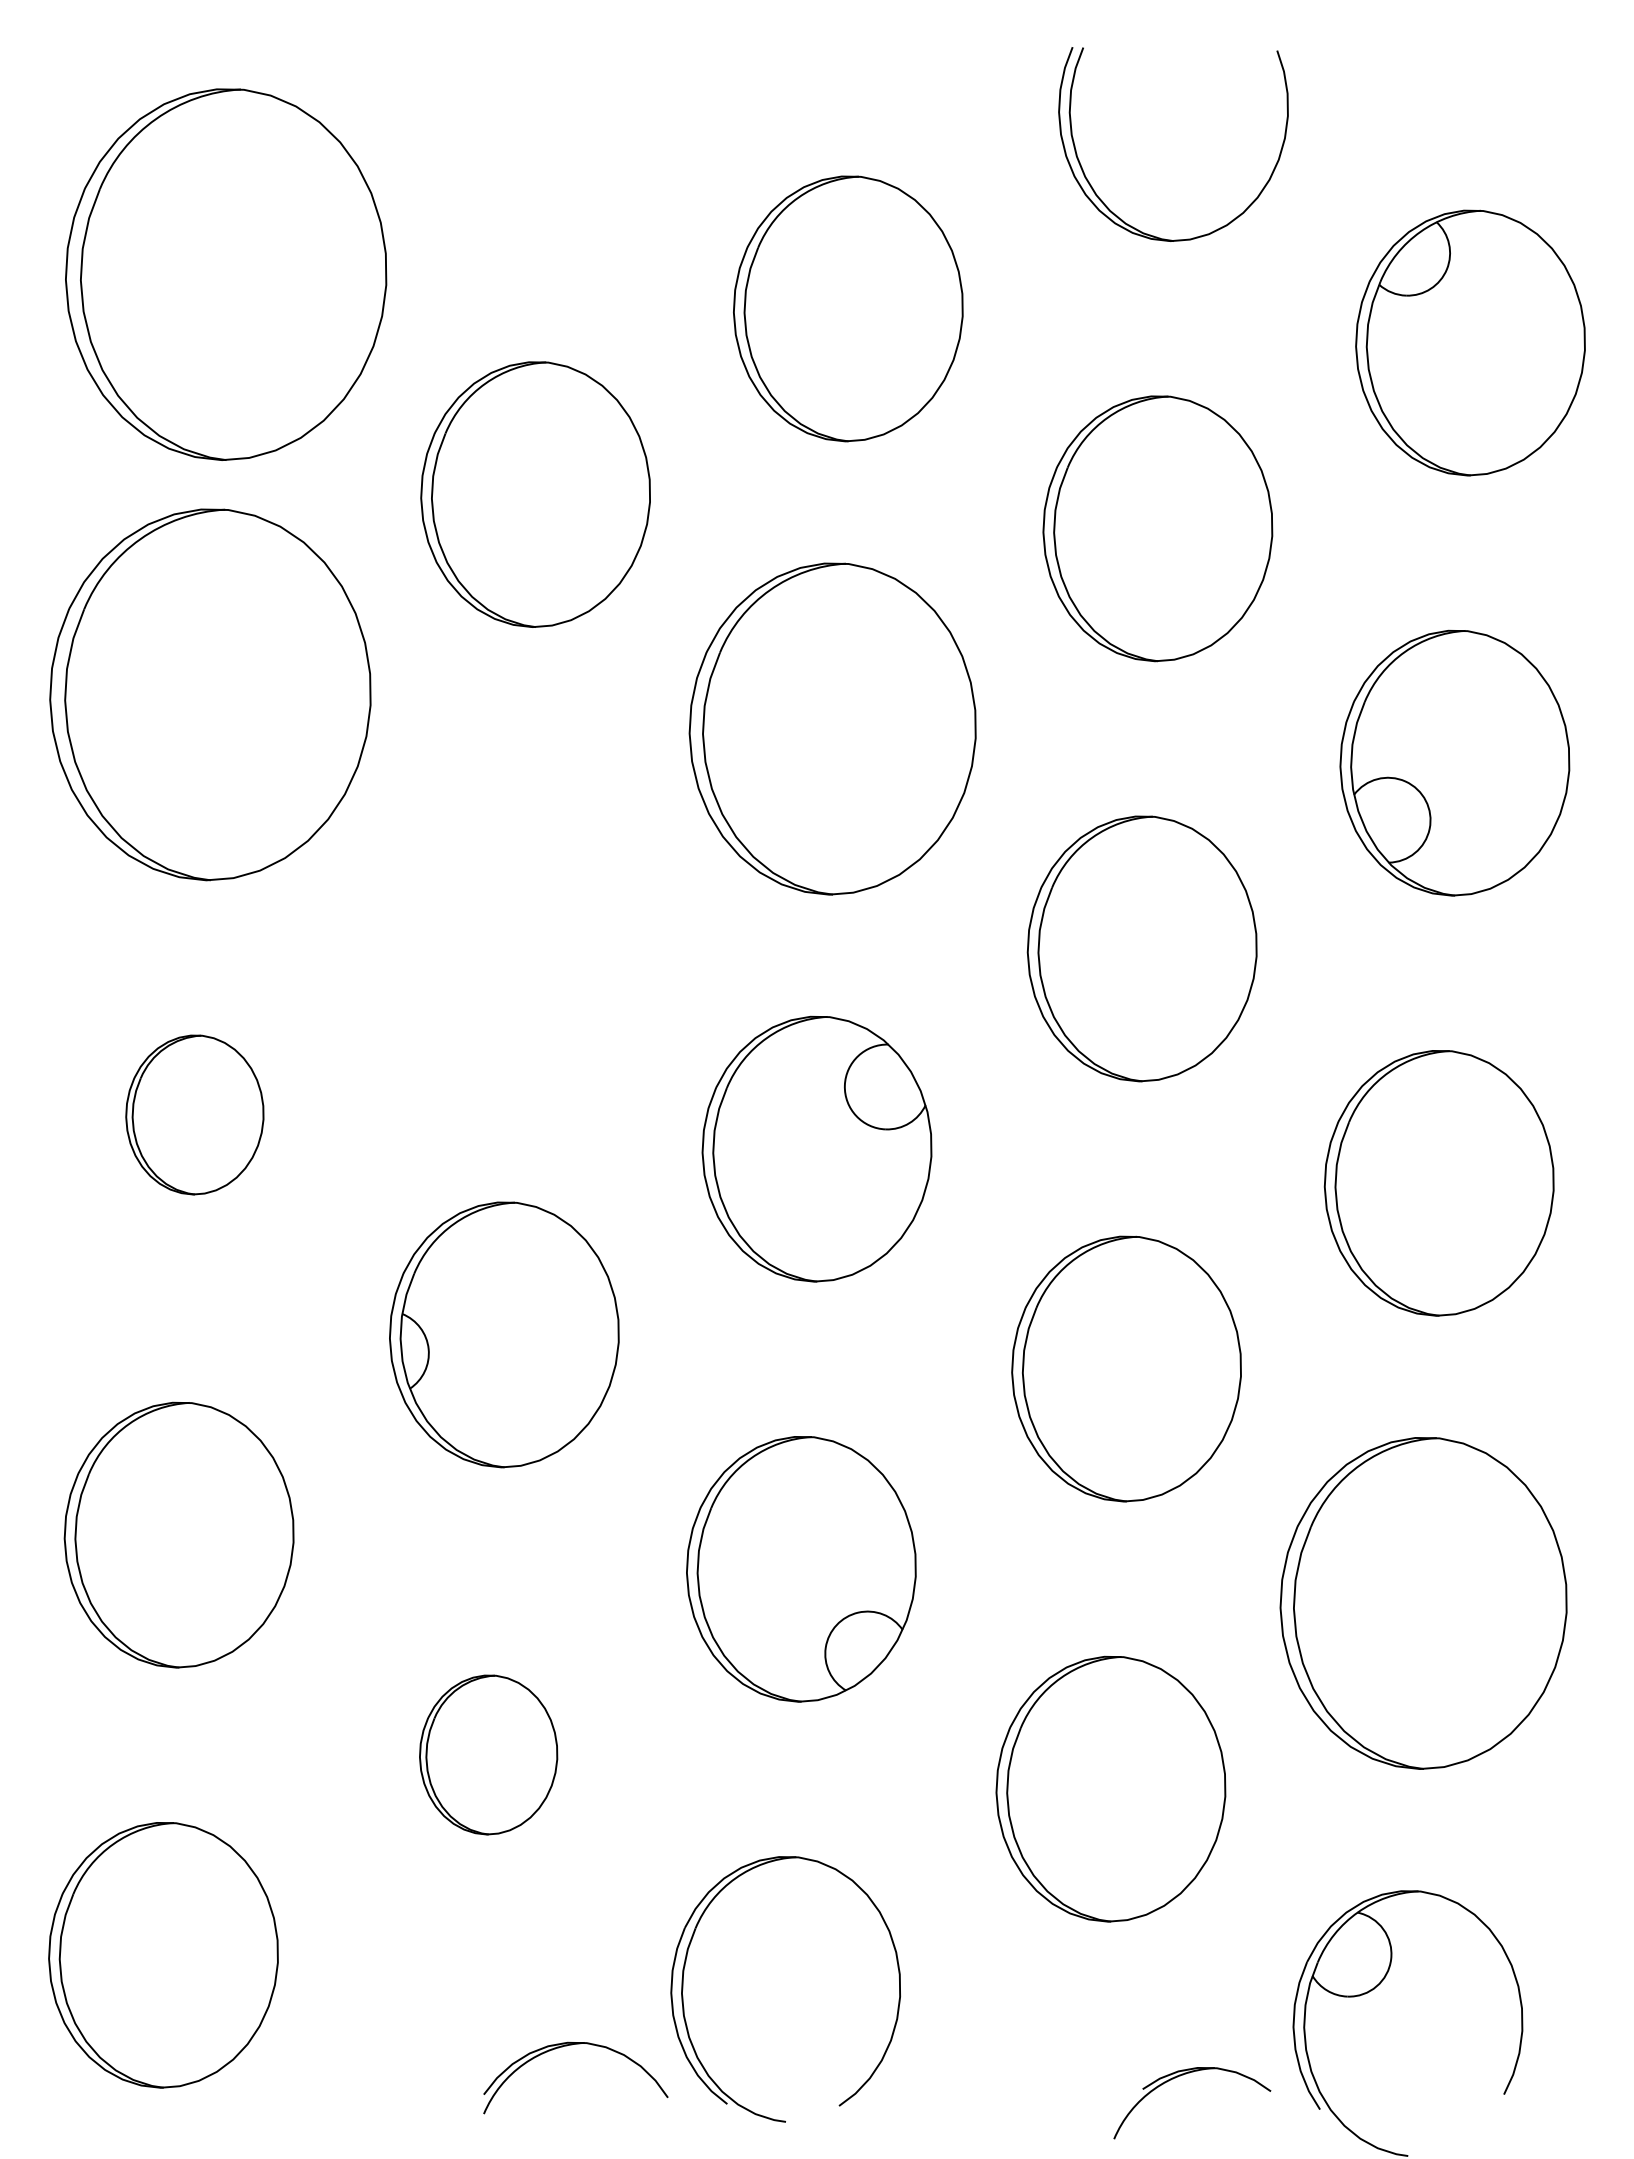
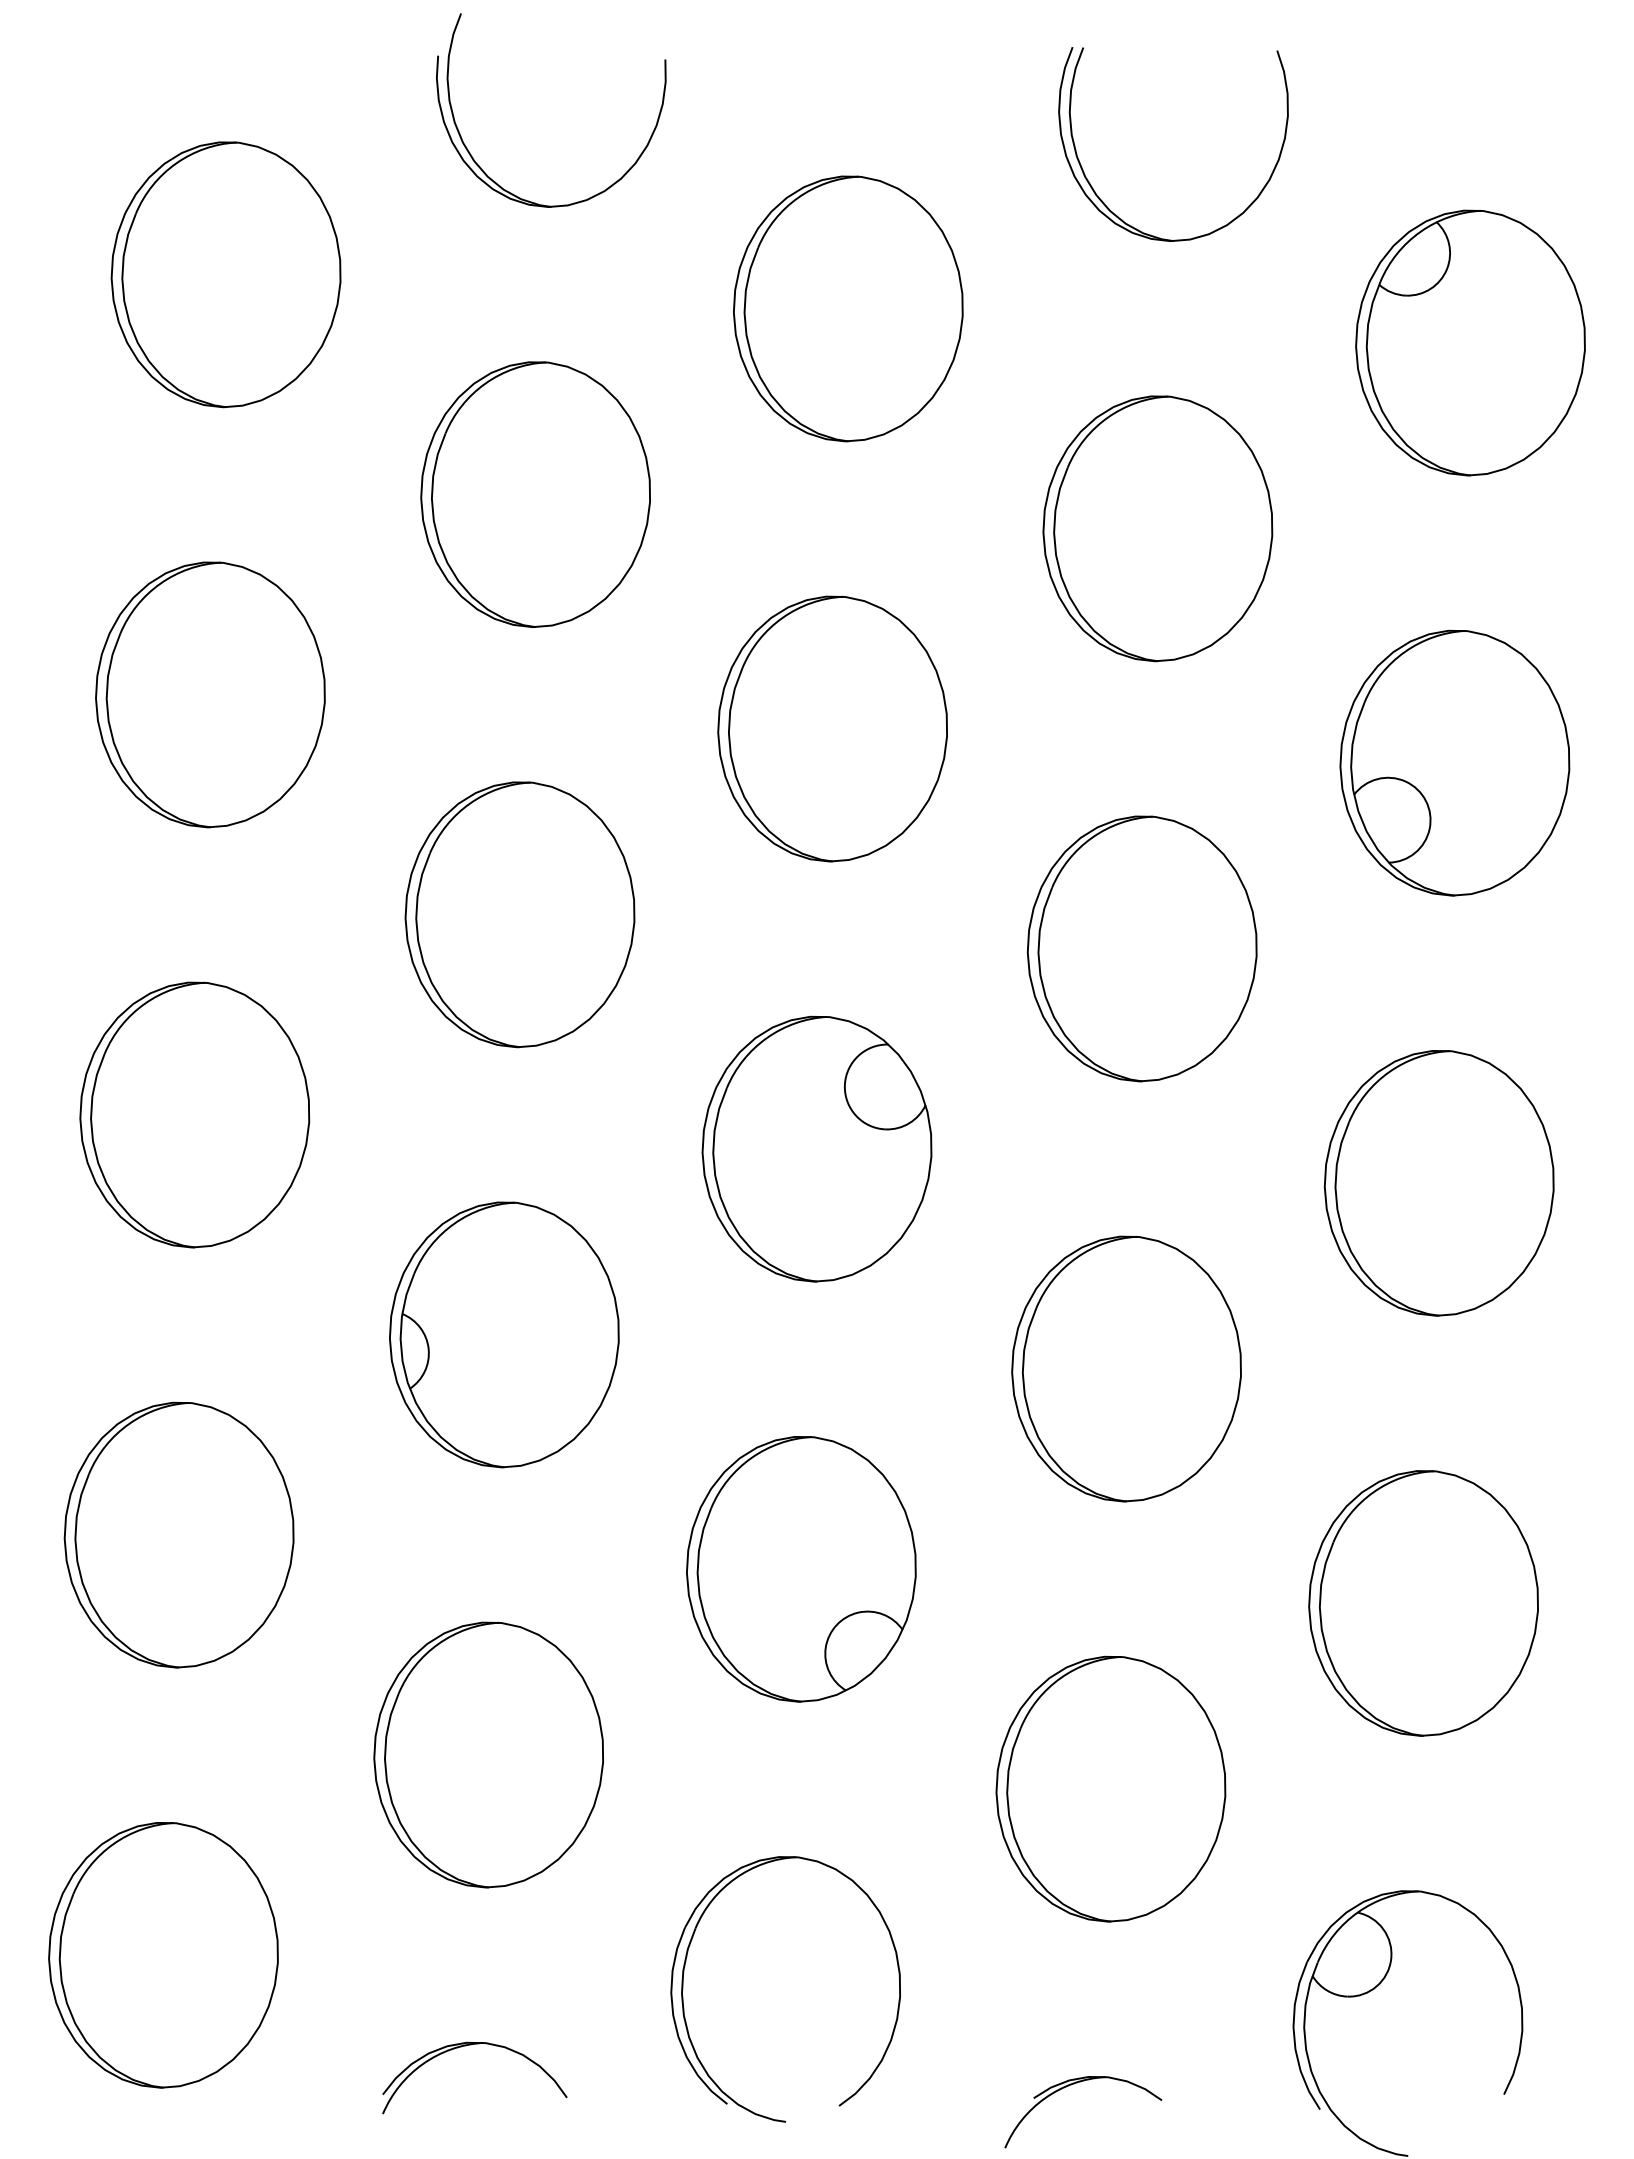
part: none -> present (481, 167)
part size: 323x373 px -> 232x268 px (225, 274)
part size: 323x374 px -> 231x268 px (210, 694)
part size: 289x334 px -> 231x268 px (832, 728)
part: none -> present (519, 914)
part size: 140x162 px -> 232x268 px (194, 1114)
part size: 289x333 px -> 231x267 px (1423, 1603)
part size: 140x162 px -> 231x268 px (488, 1754)
part position: (567, 2046) -> (466, 2046) (466, 2046)
part position: (1183, 2075) -> (1074, 2084) (1074, 2084)
